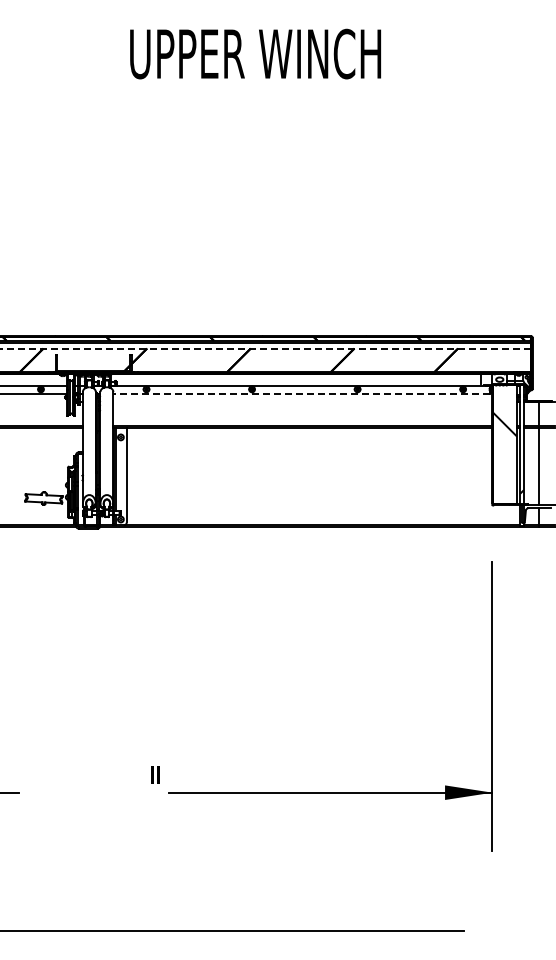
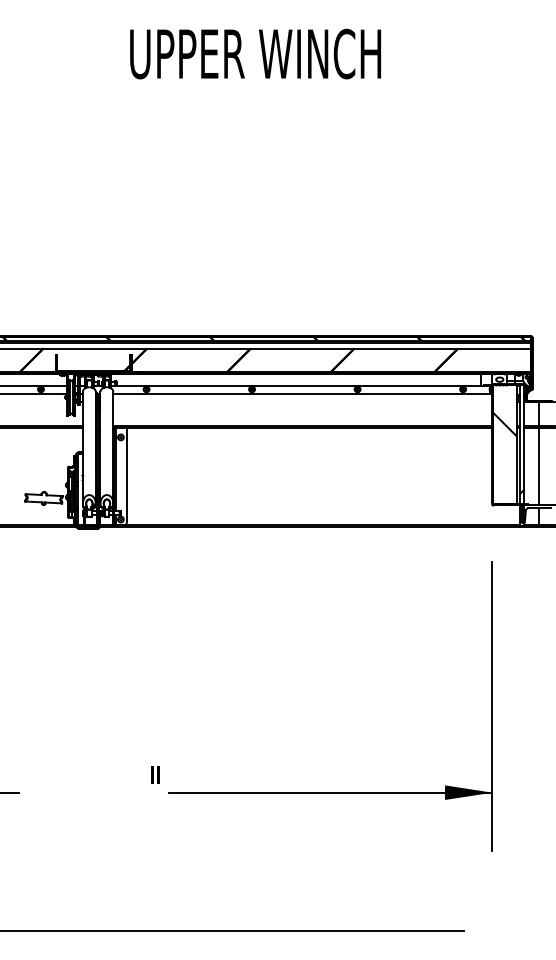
line: dashed -> solid (265, 348)
line: dashed -> solid (301, 393)
